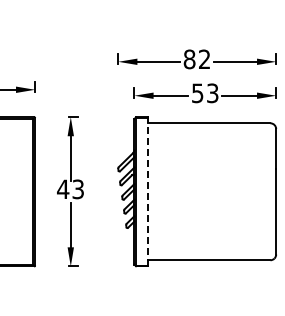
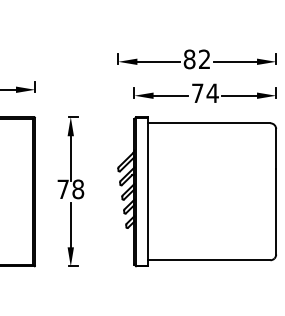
text: 53 -> 74 (205, 93)
text: 43 -> 78 (70, 189)
line: dashed -> solid (147, 191)
